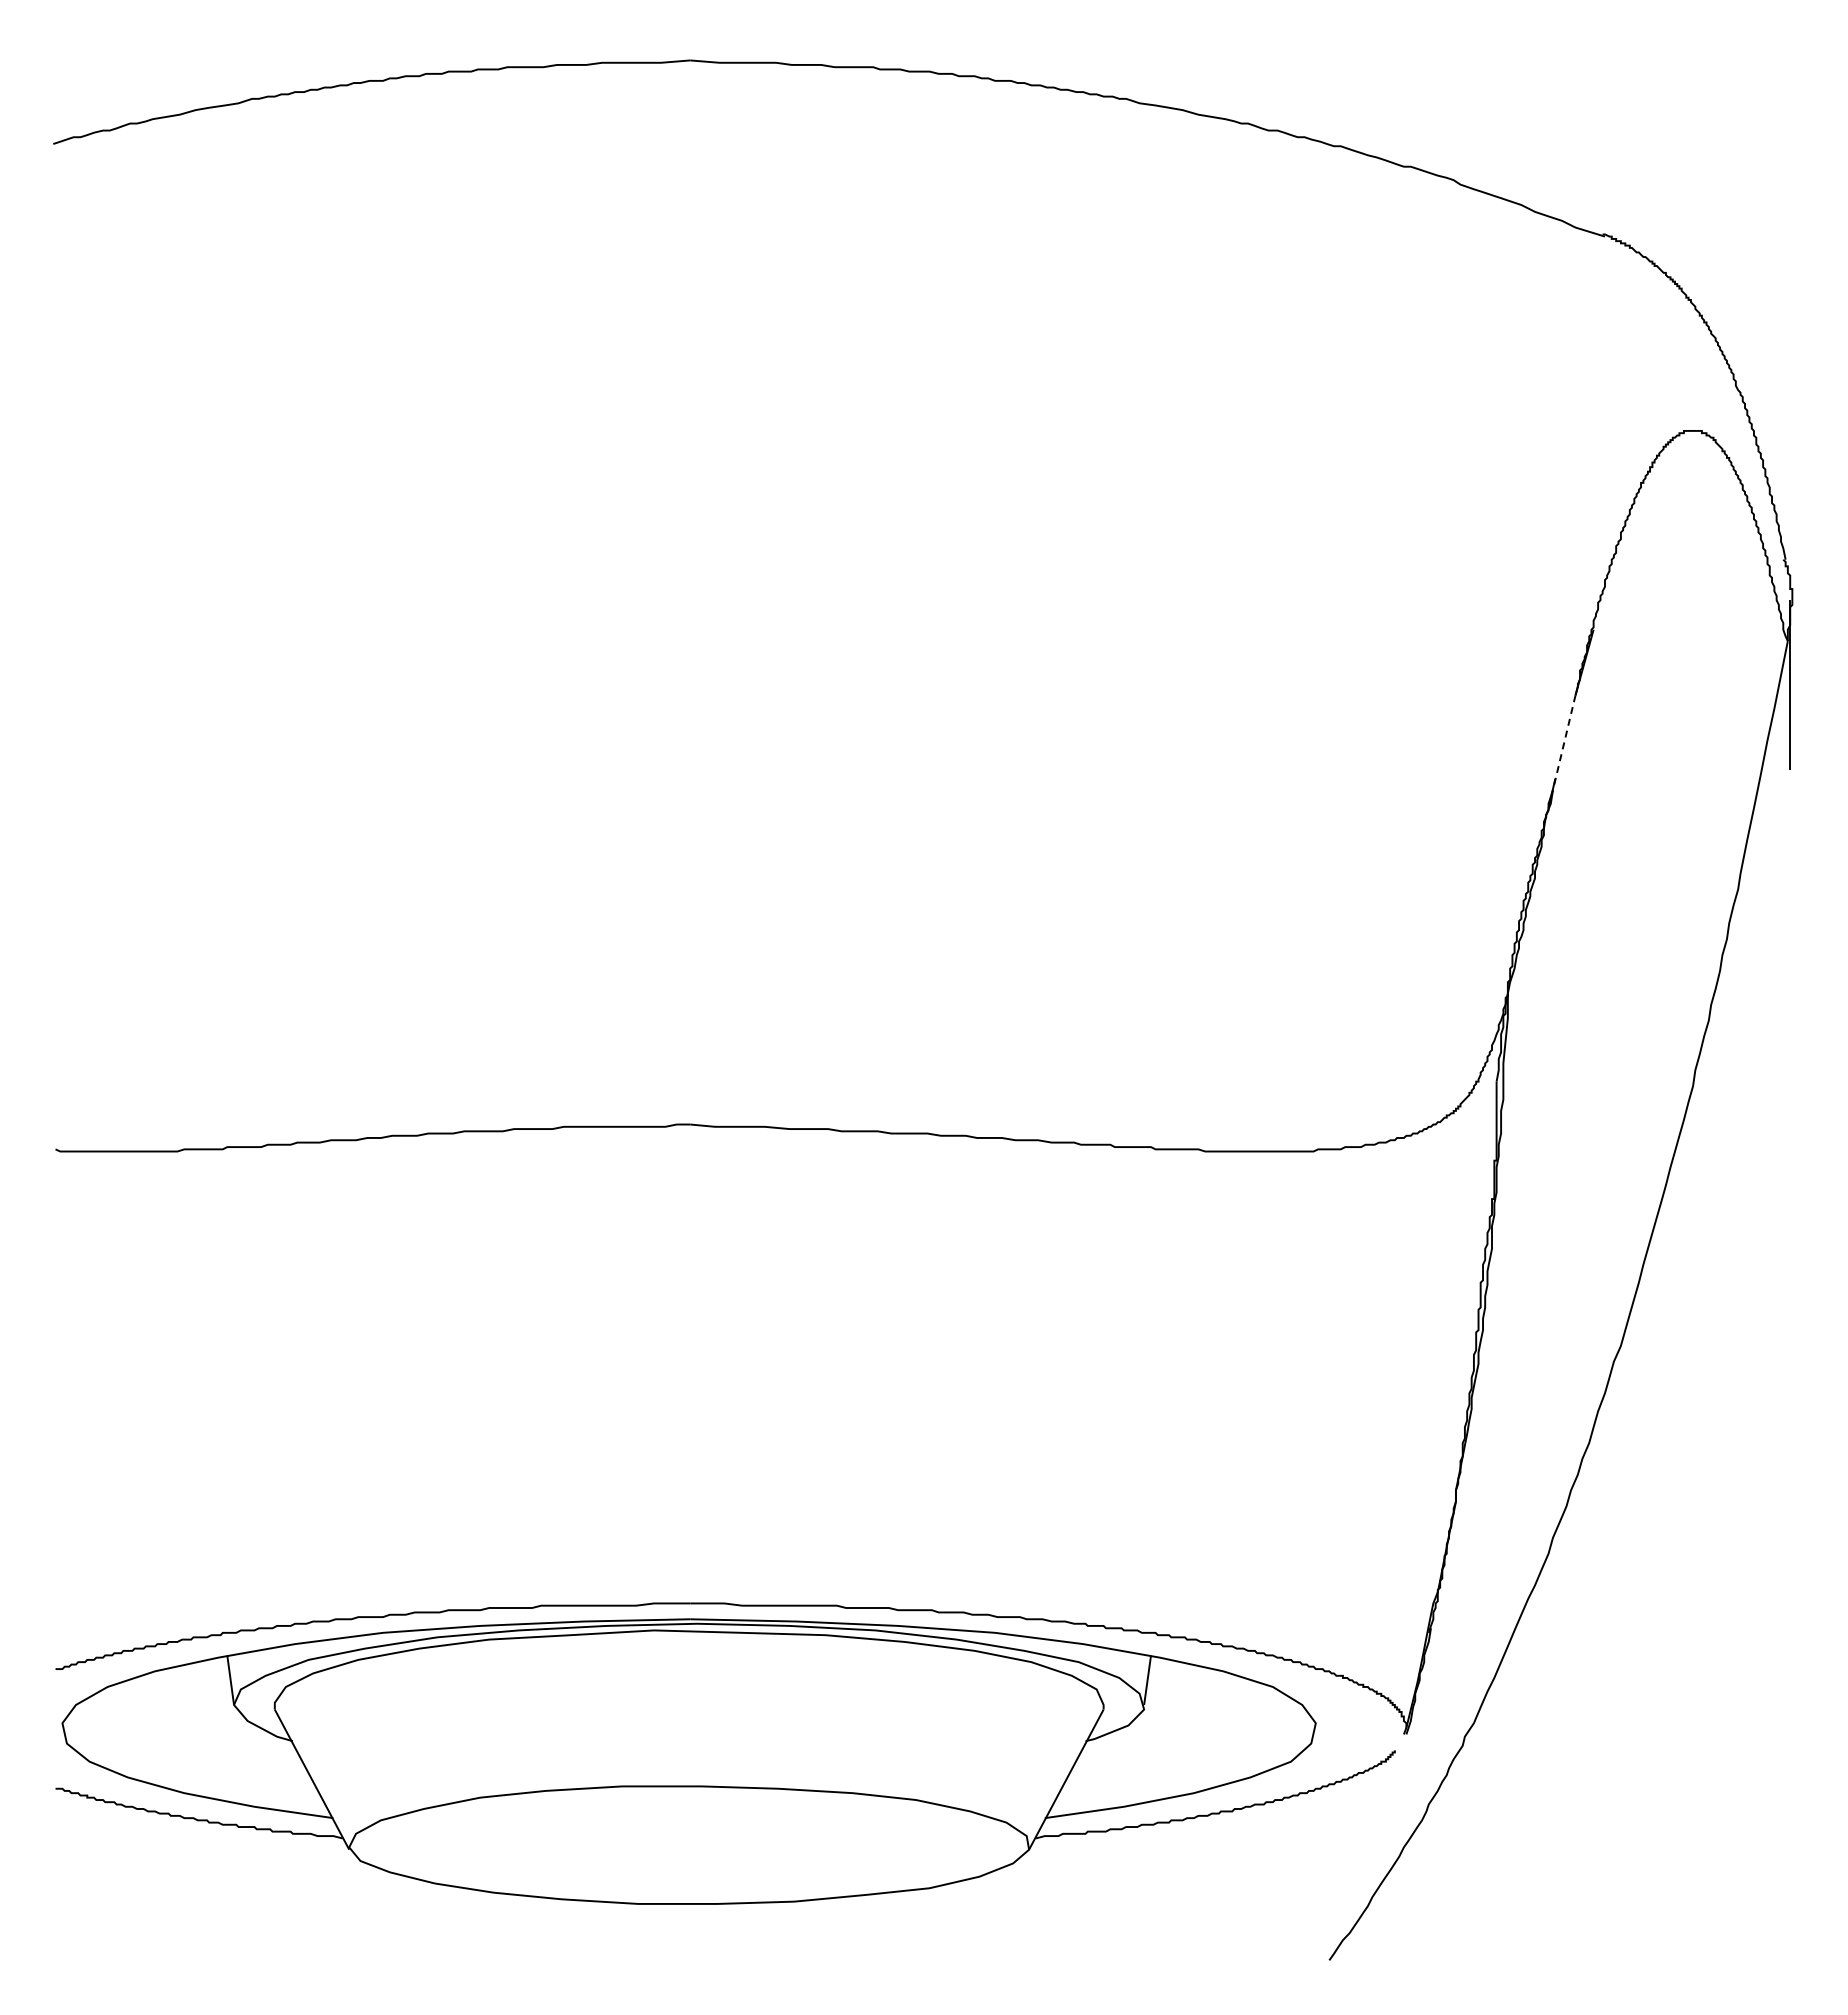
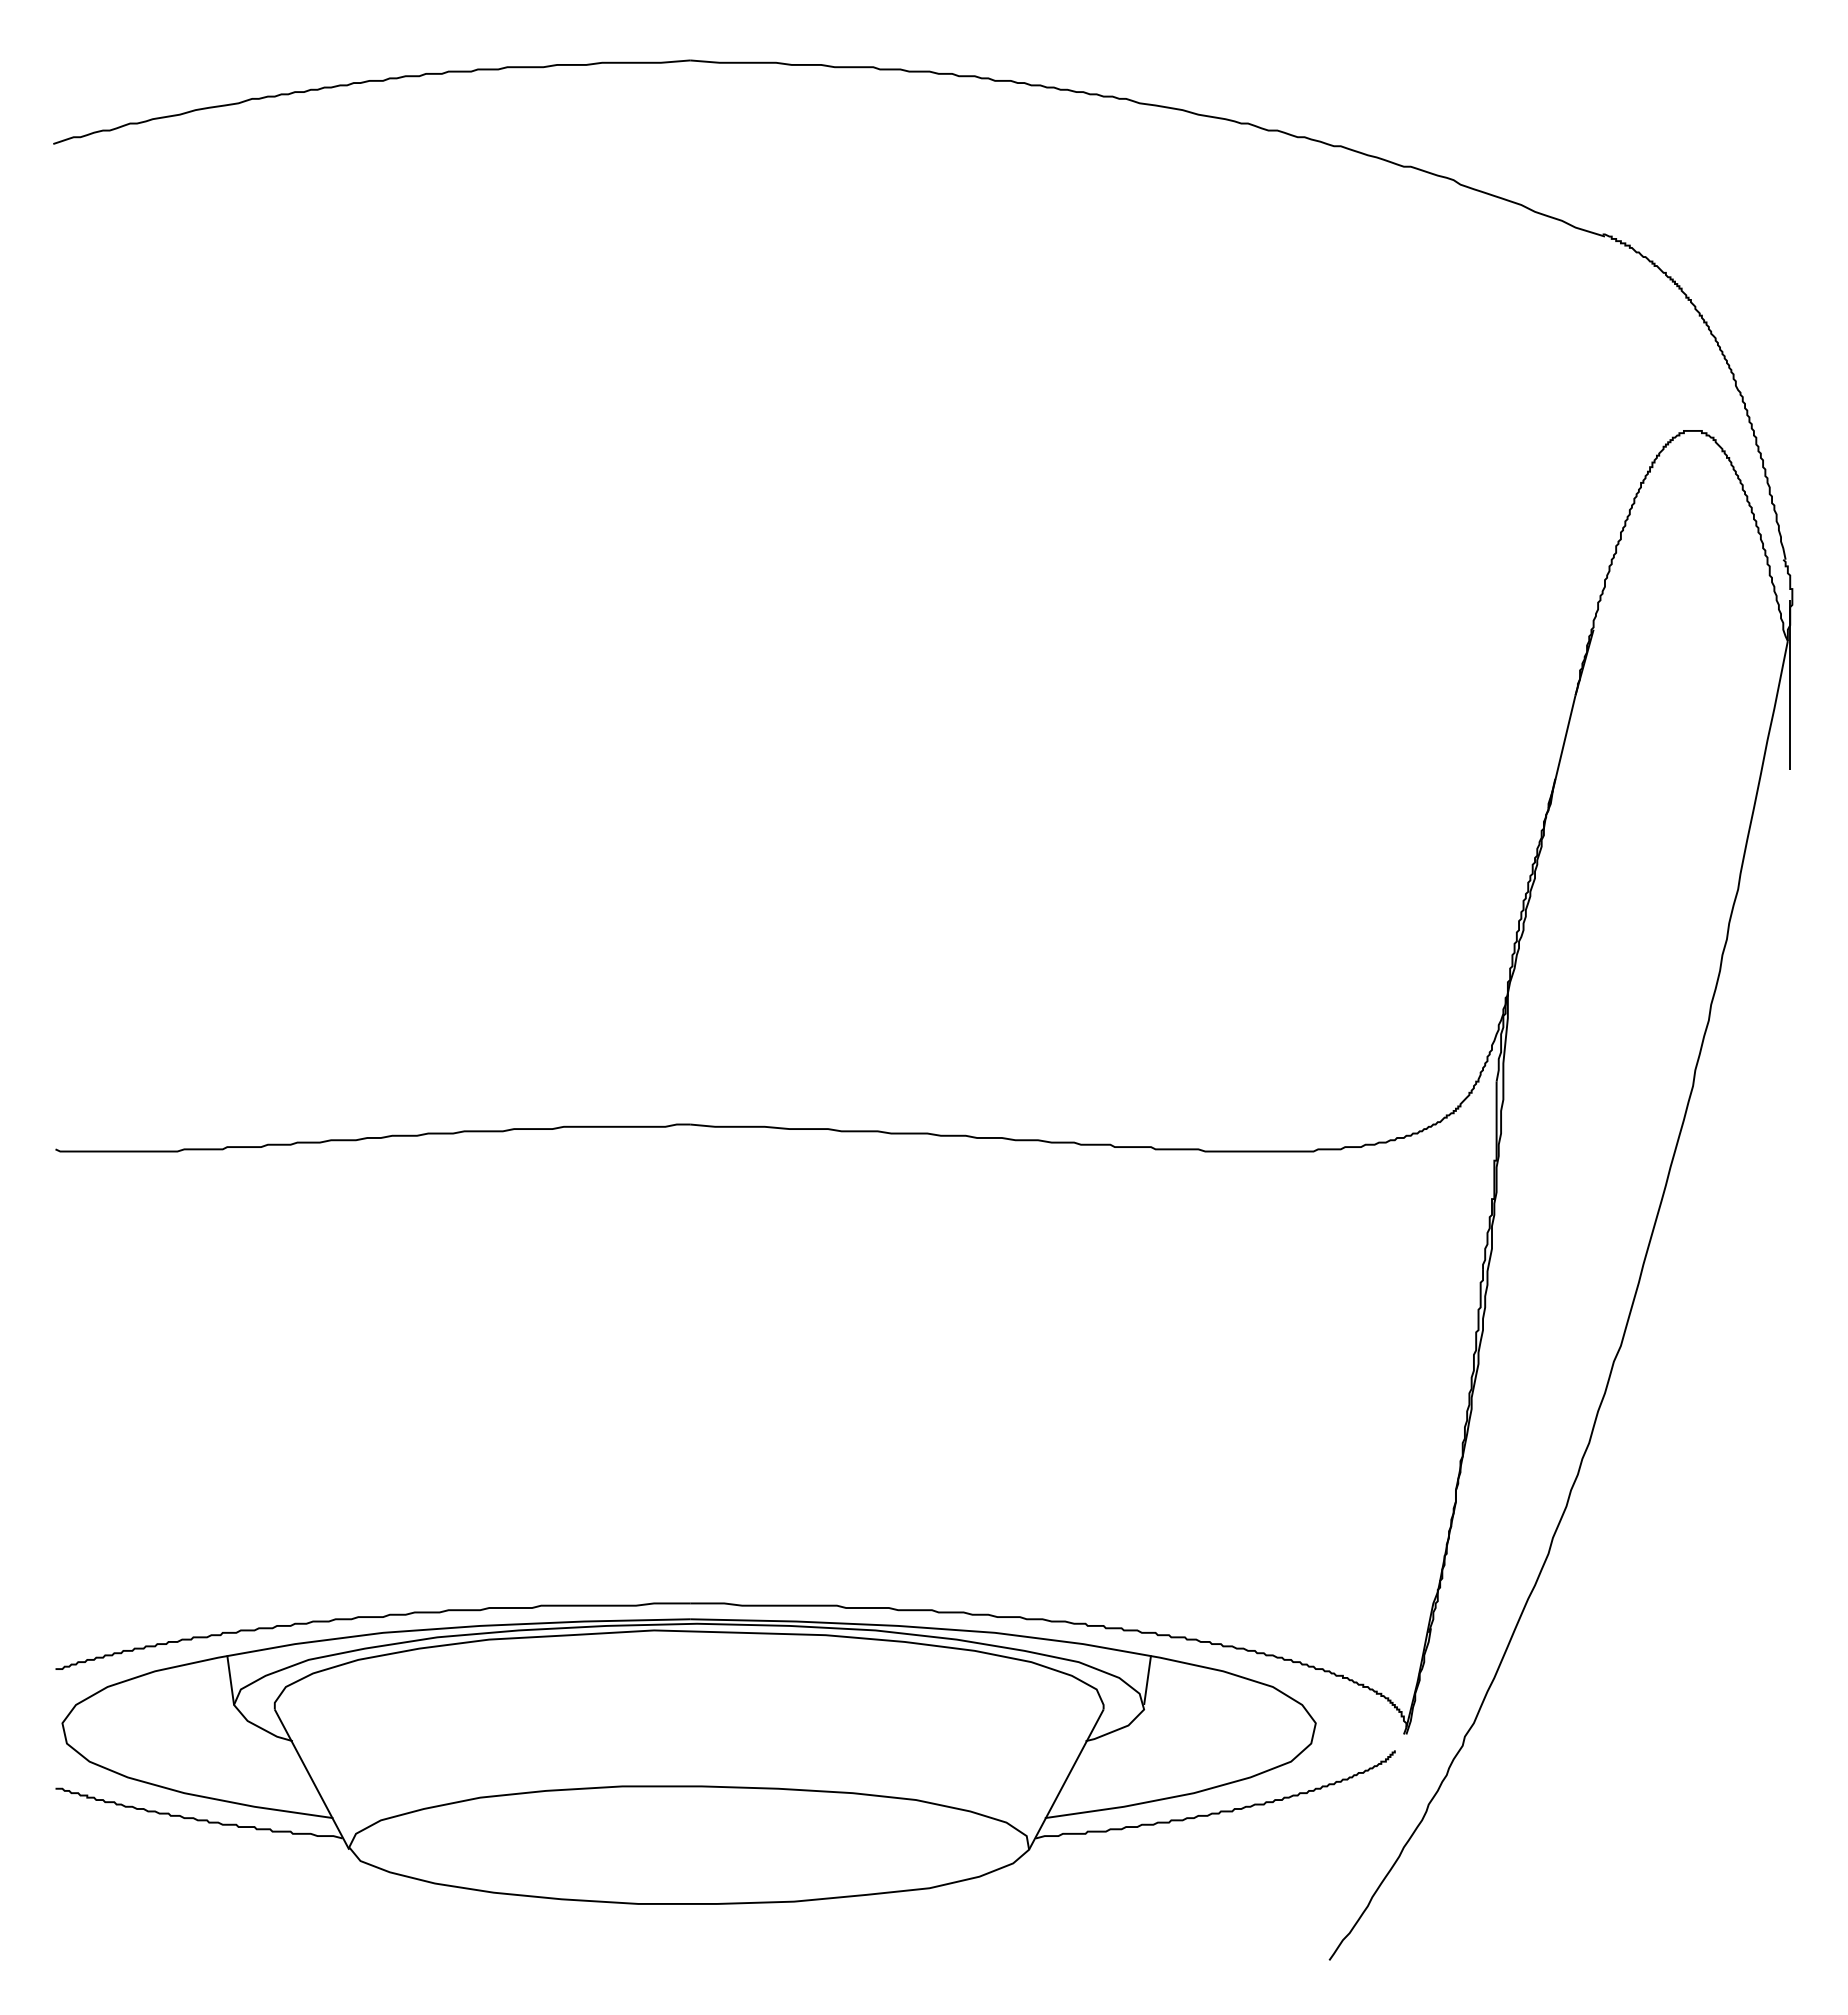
line: dashed -> solid (1564, 742)
